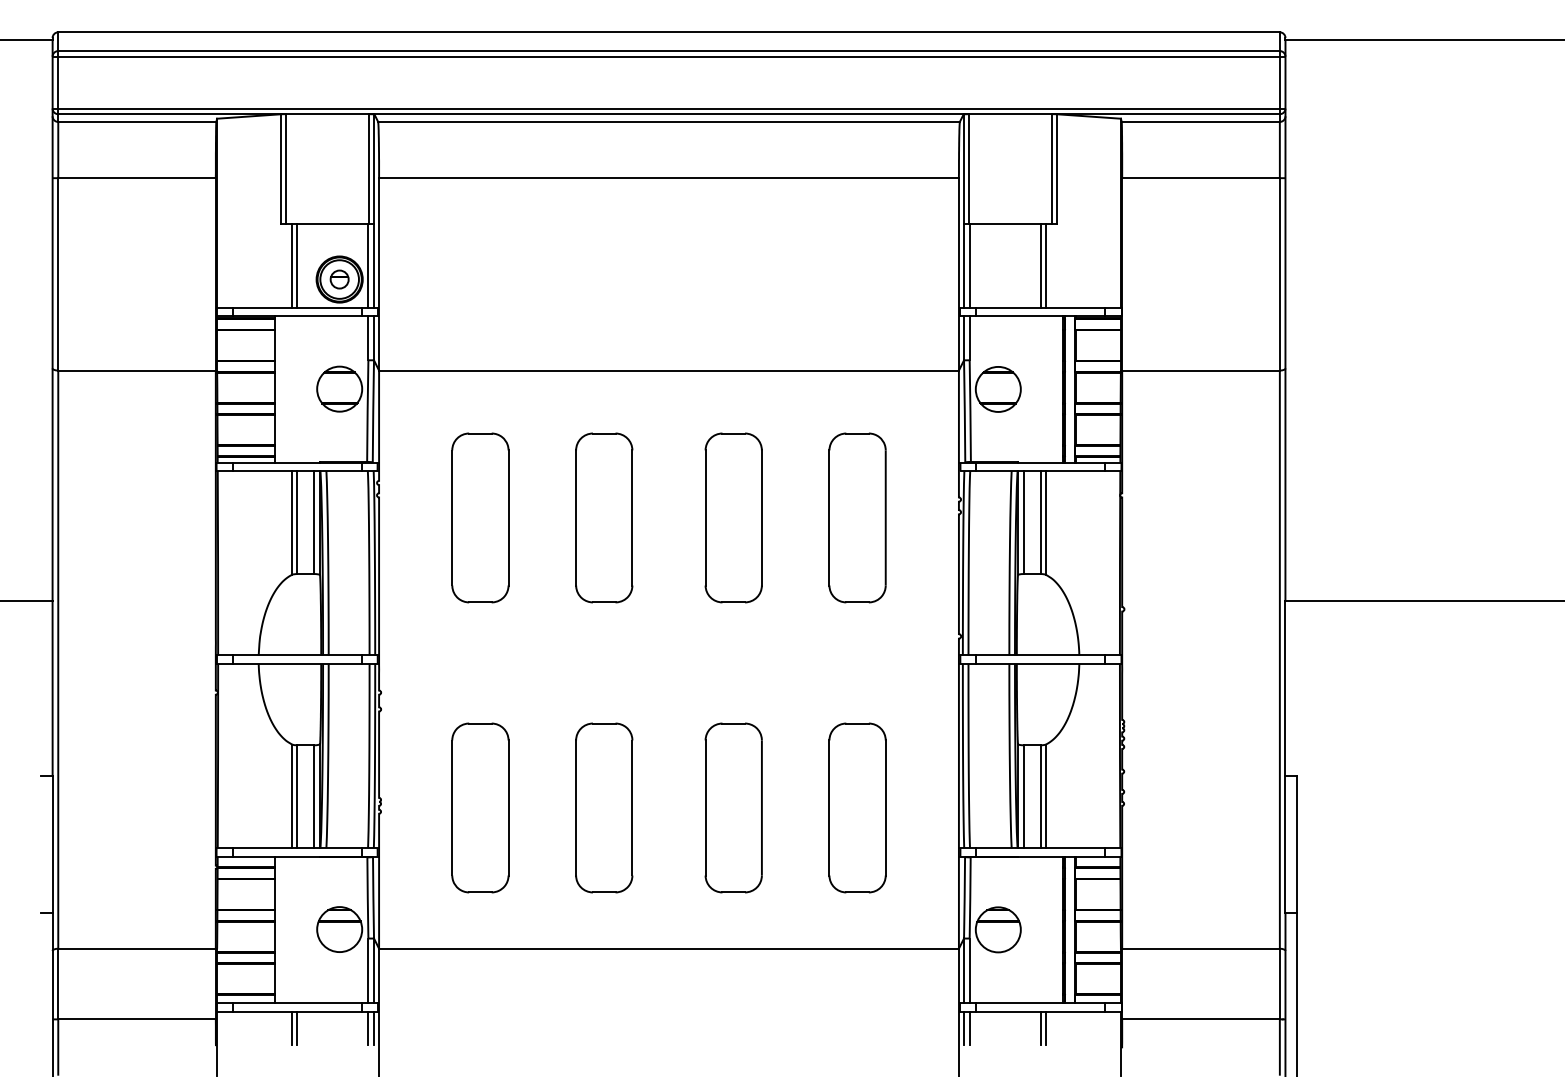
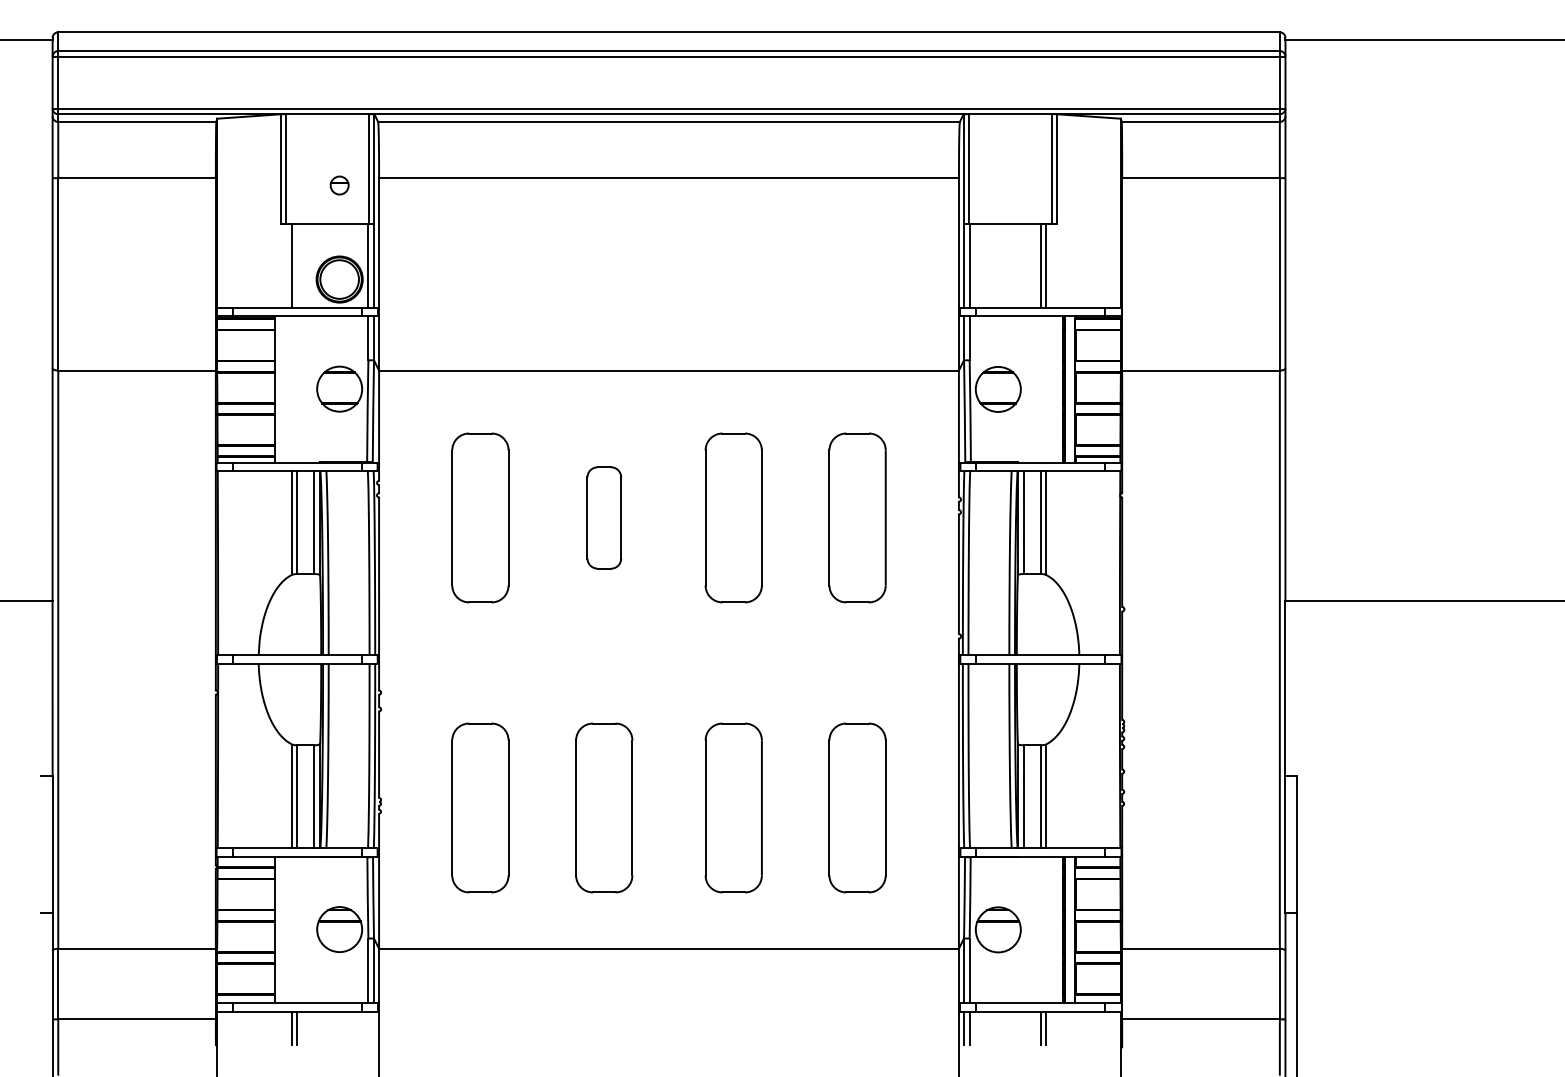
line: present -> none (297, 265)
part position: (339, 279) -> (339, 185) (339, 185)
part size: 59x172 px -> 37x104 px (604, 517)
line: present -> none (368, 1027)
line: present -> none (374, 1027)
